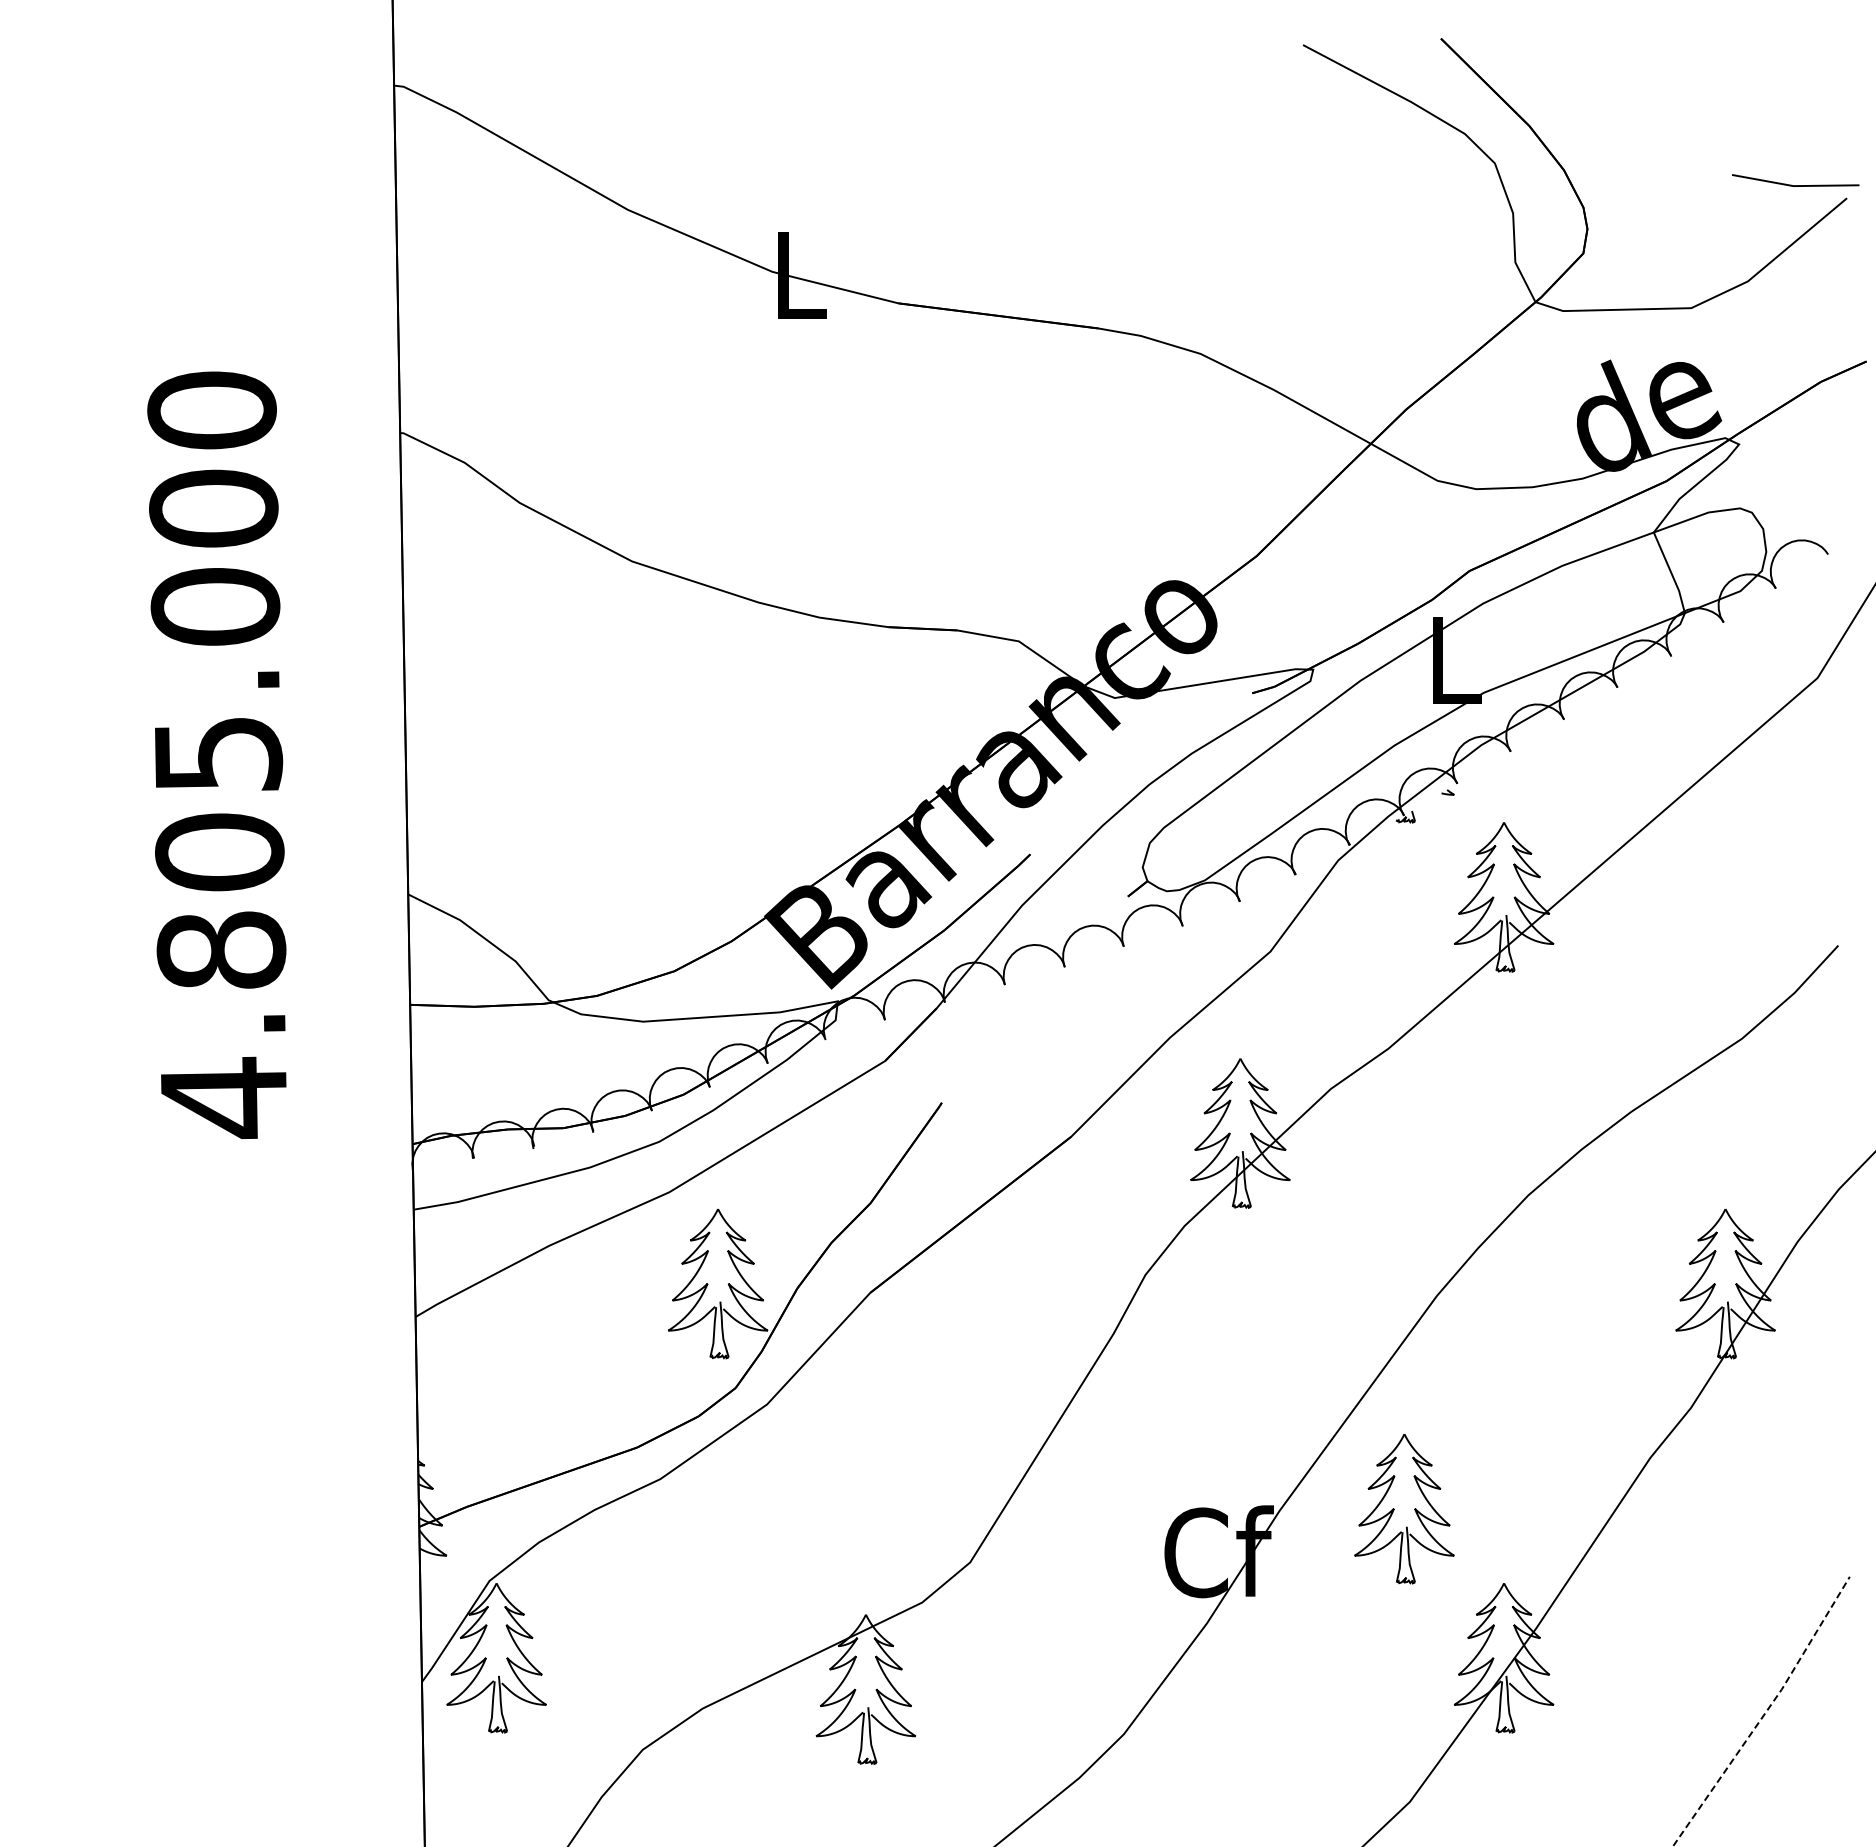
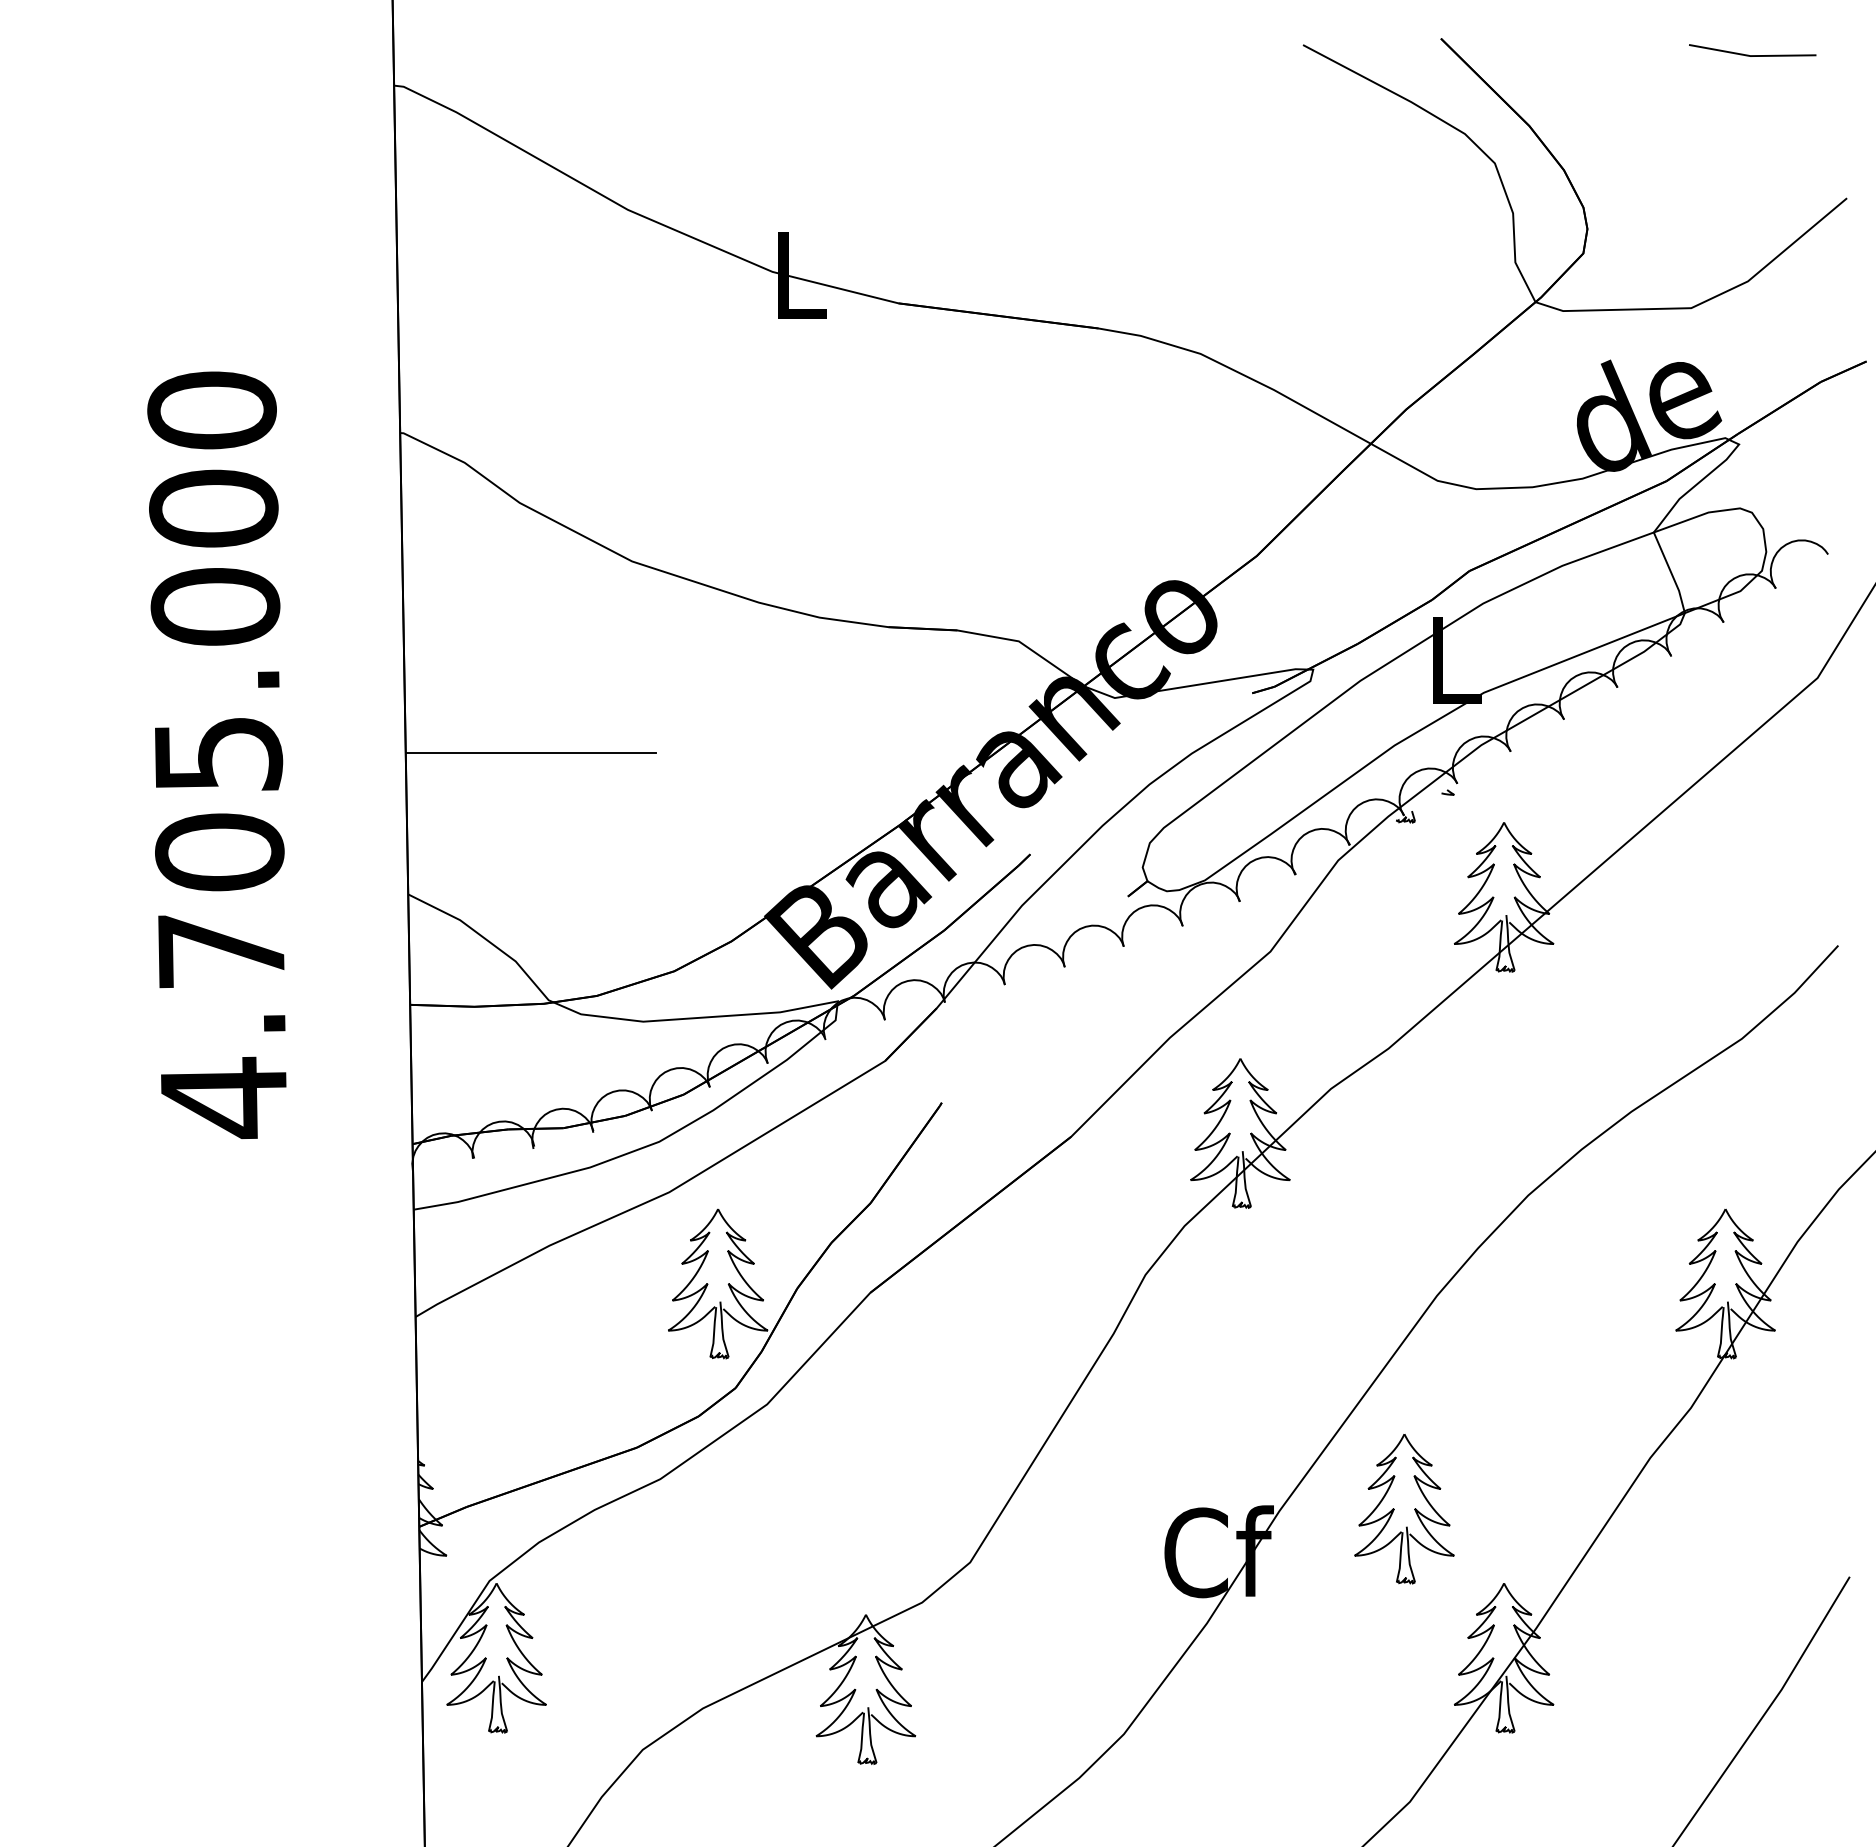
line position: (1795, 185) -> (1752, 55) (1752, 55)
line: none -> present (530, 753)
text: 4.805.000 -> 4.705.000 (221, 949)
line: dashed -> solid (1765, 1713)
